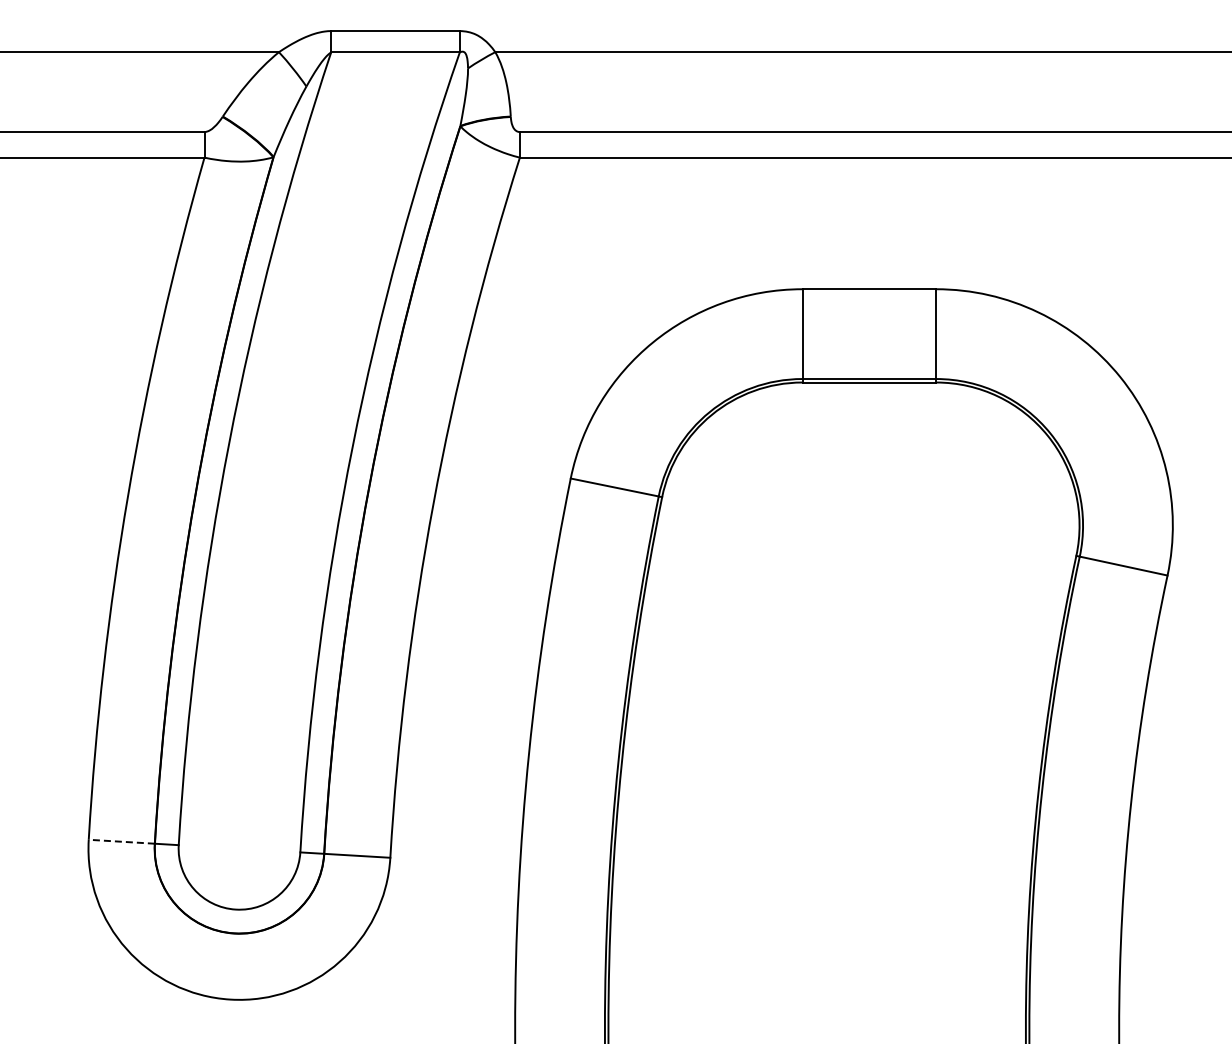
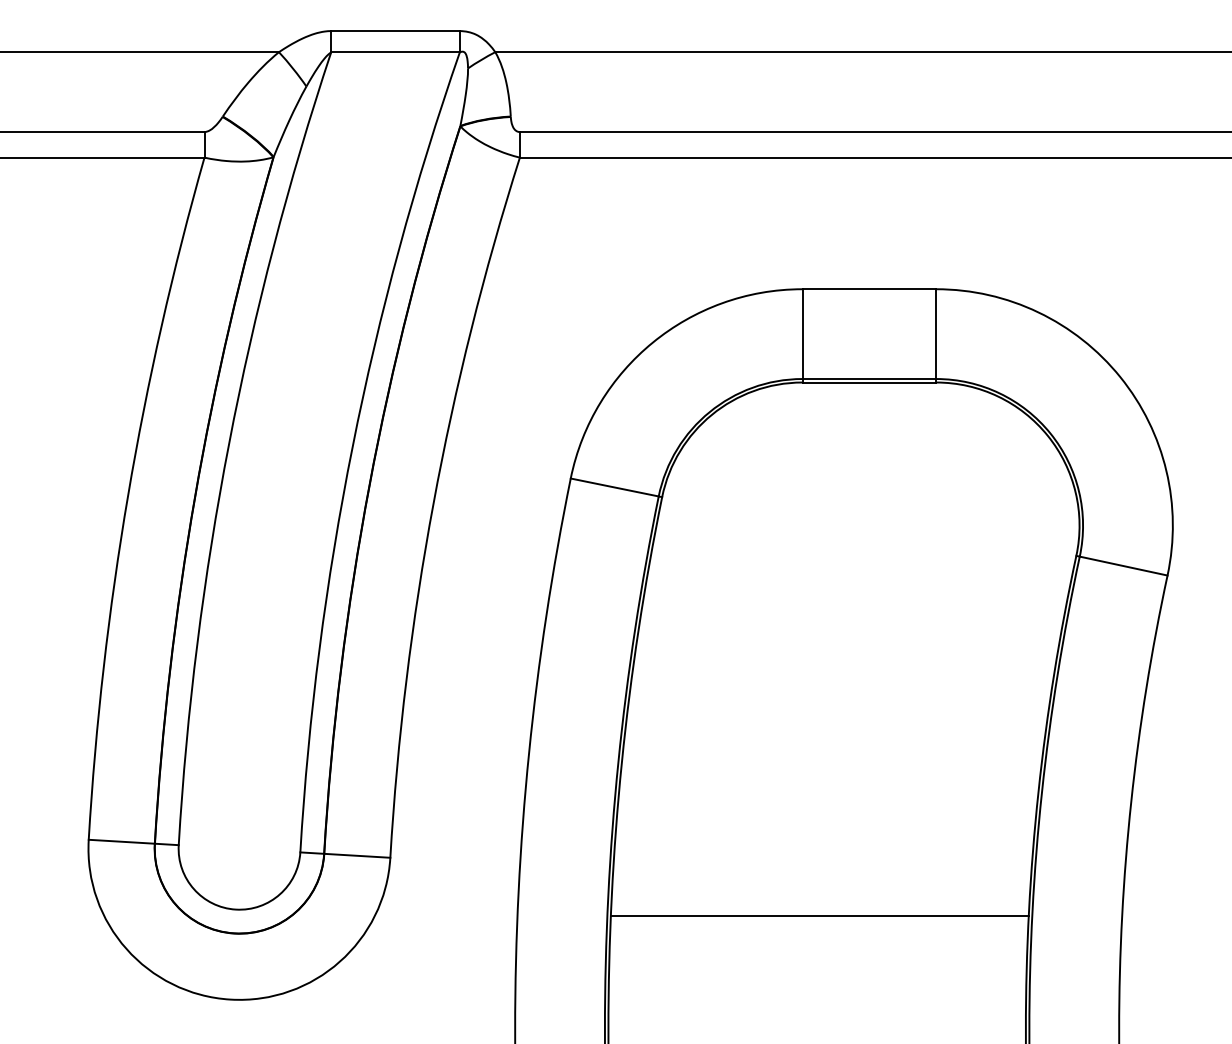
line: dashed -> solid (121, 841)
line: none -> present (819, 916)
